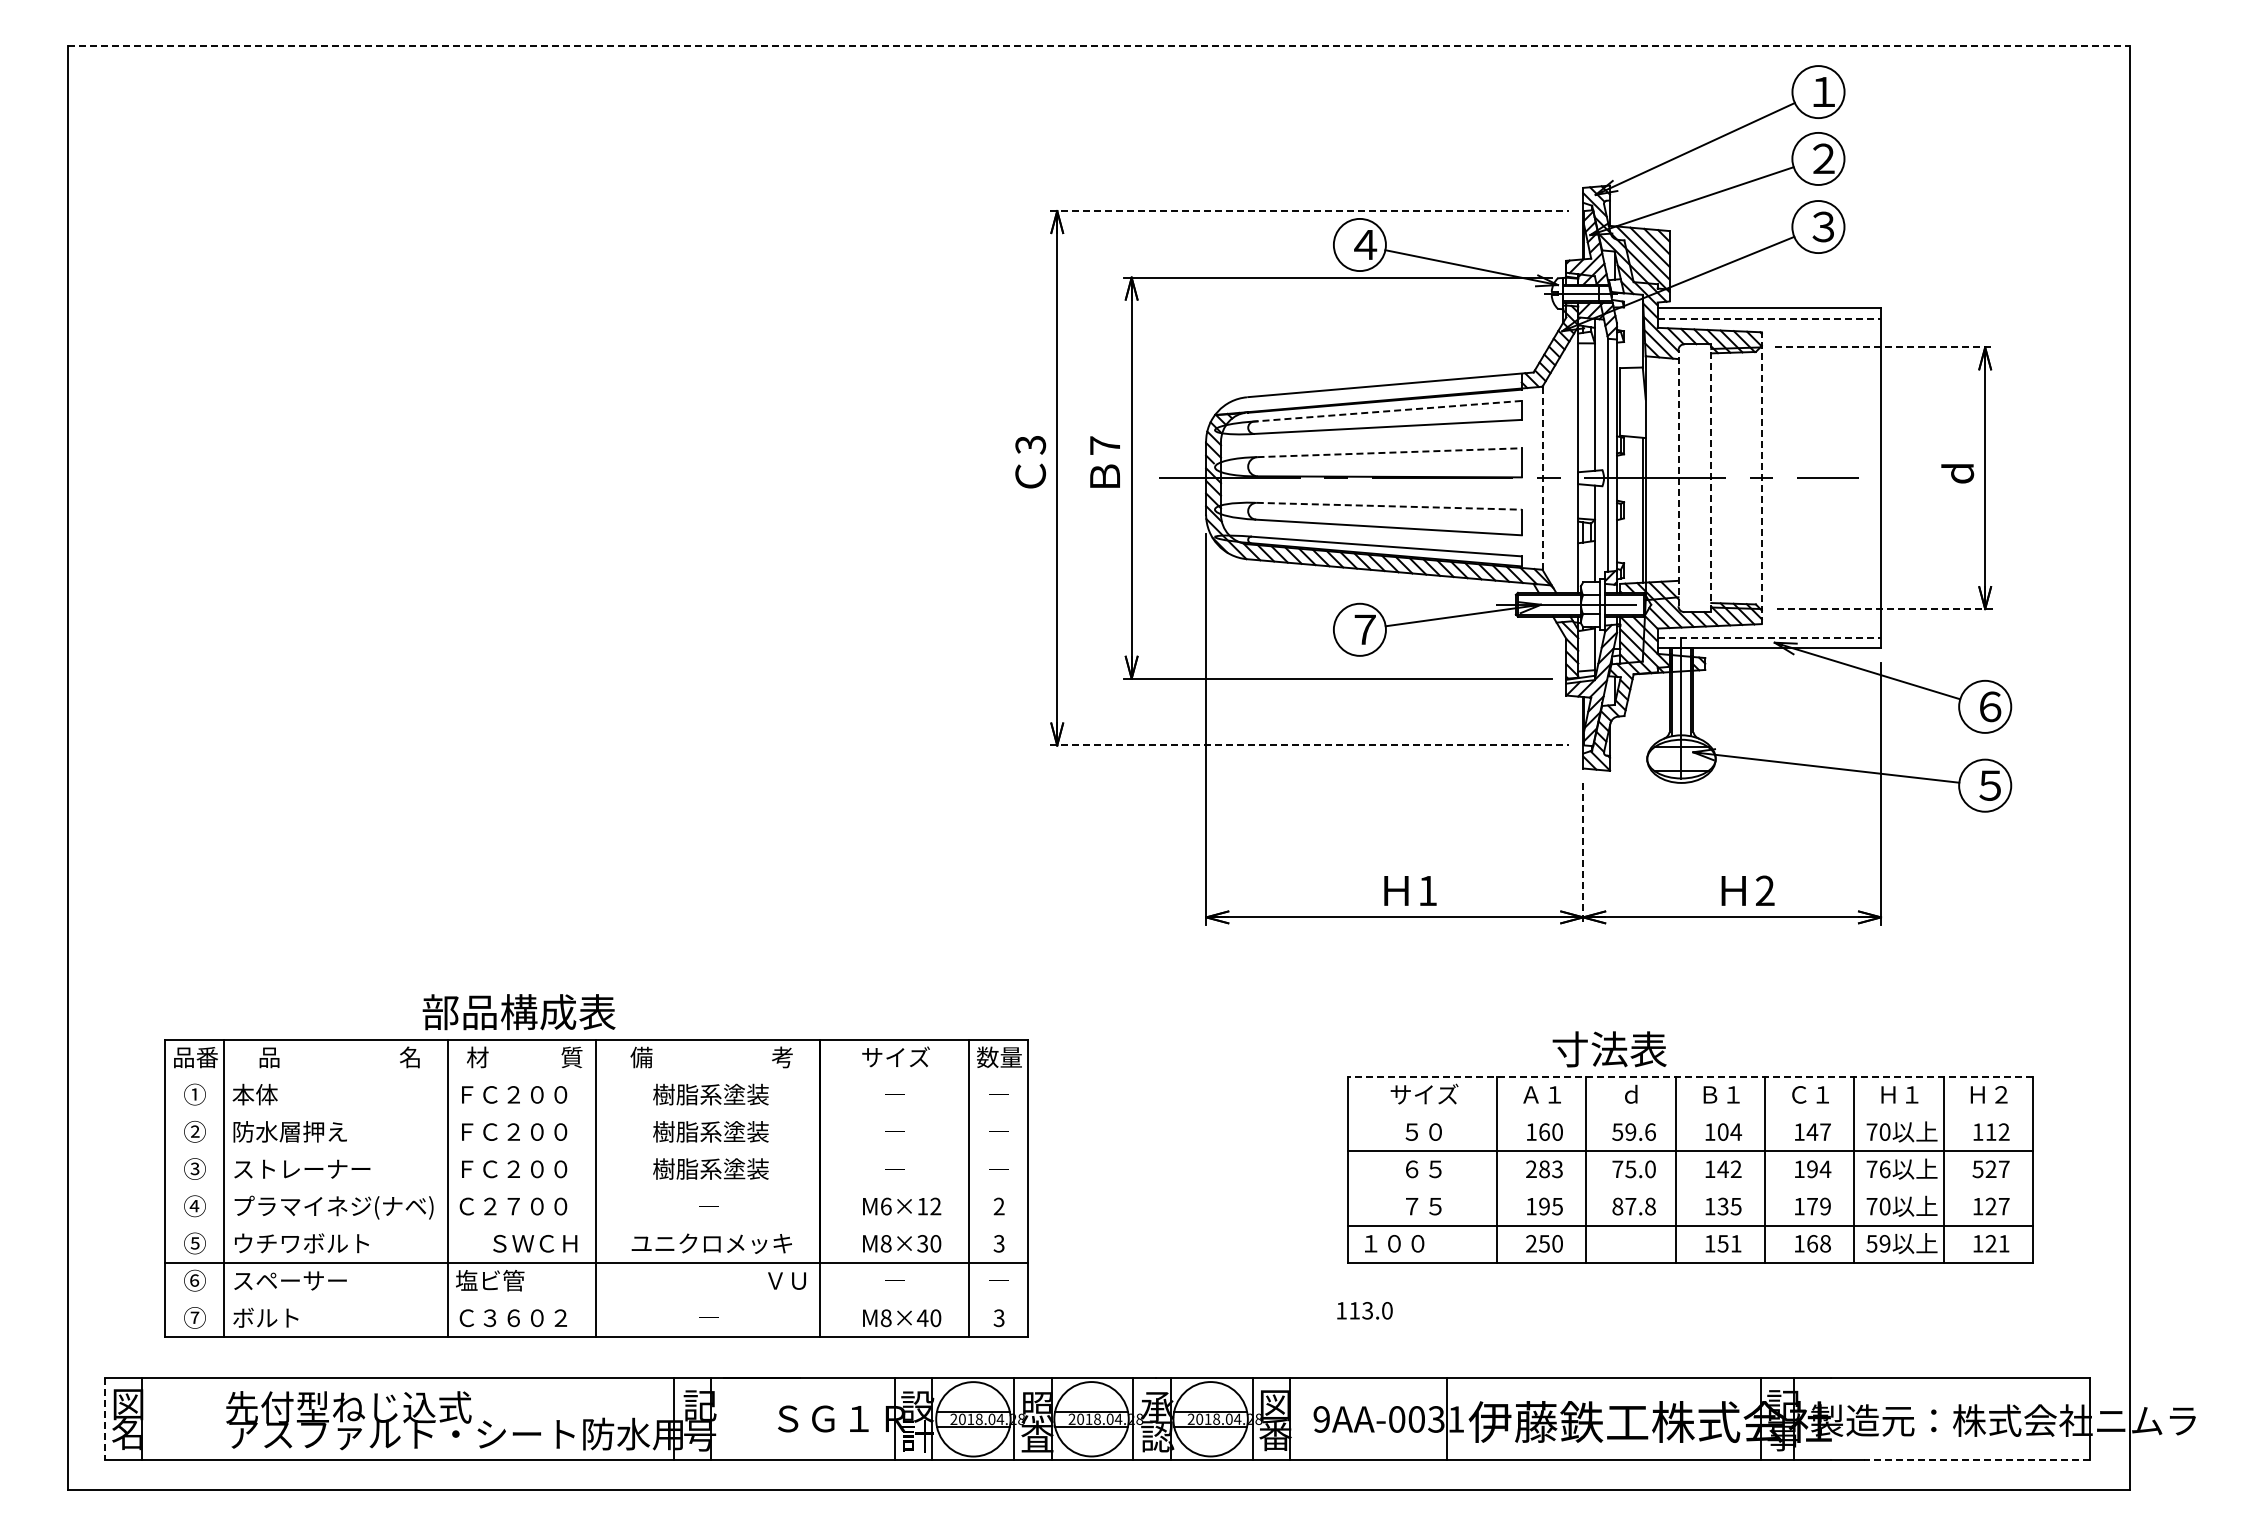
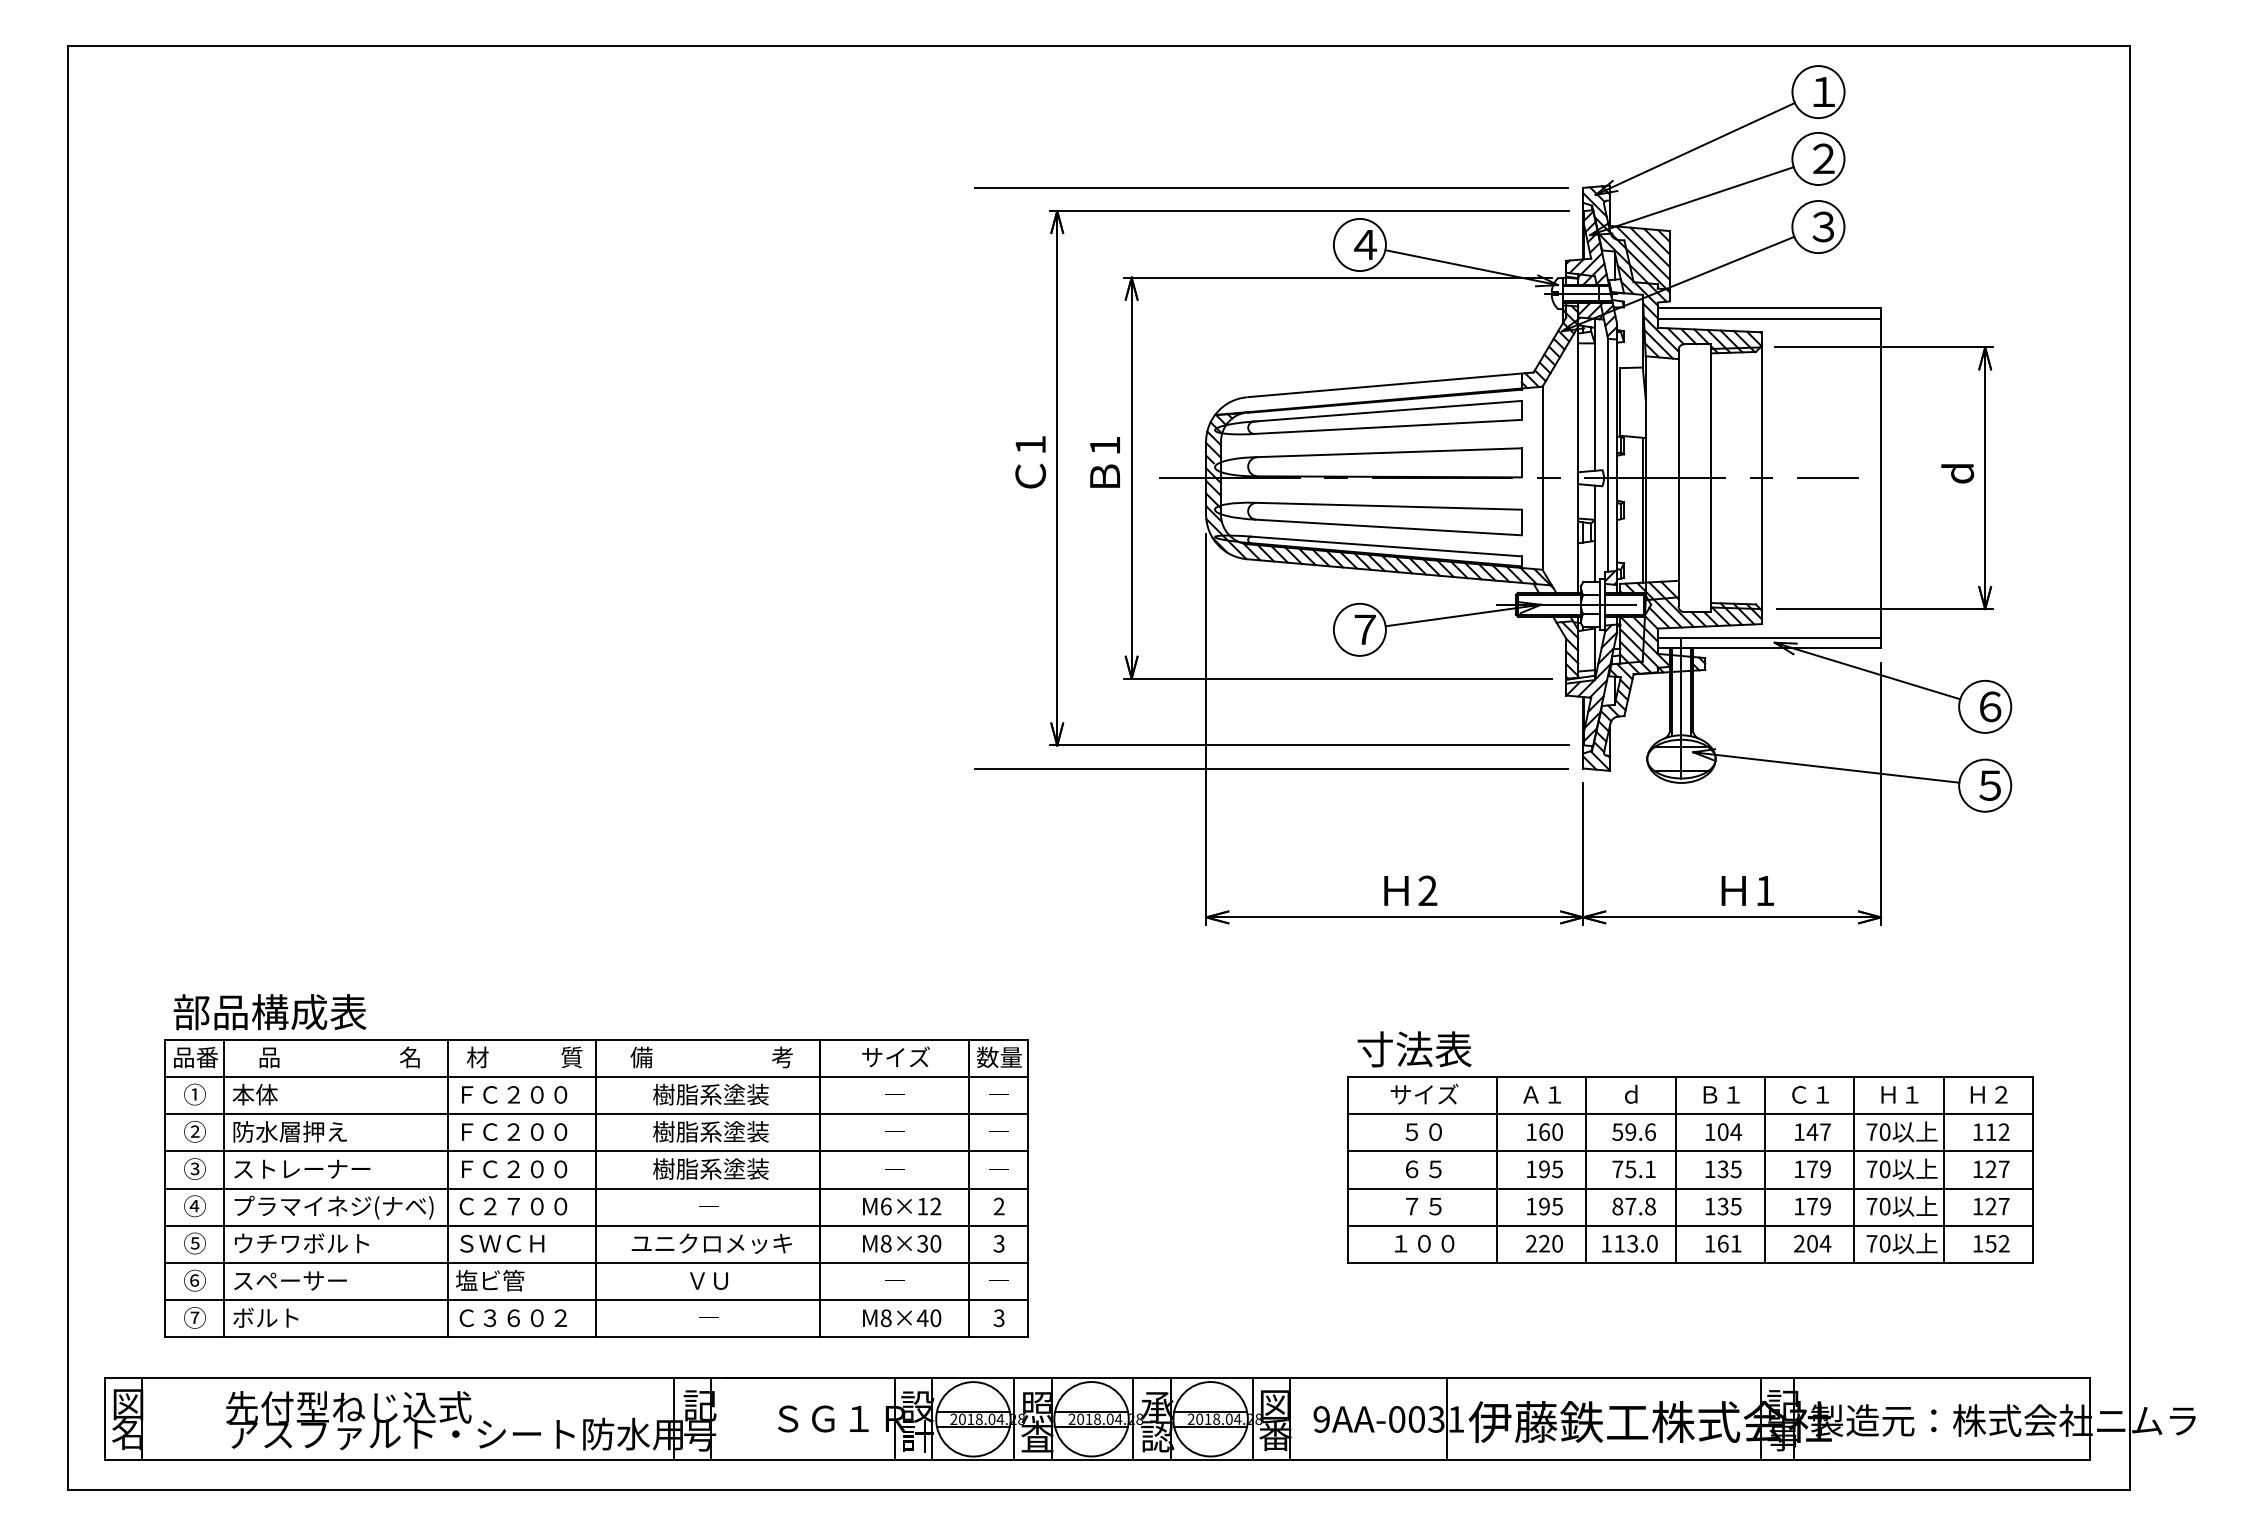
line: dashed -> solid (1098, 45)
line: none -> present (1271, 187)
line: dashed -> solid (1309, 211)
line: dashed -> solid (1769, 318)
line: dashed -> solid (1883, 347)
line: dashed -> solid (1387, 411)
text: 3 -> 1 (1030, 445)
text: 7 -> 1 (1104, 445)
line: dashed -> solid (1390, 452)
line: dashed -> solid (1678, 477)
line: dashed -> solid (1542, 478)
line: dashed -> solid (1711, 478)
line: dashed -> solid (1761, 478)
line: dashed -> solid (1389, 506)
line: dashed -> solid (1884, 609)
line: dashed -> solid (1769, 637)
line: dashed -> solid (1309, 745)
line: none -> present (1271, 768)
line: dashed -> solid (1583, 854)
text: 1 -> 2 (1427, 890)
text: 2 -> 1 (1765, 890)
text position: (518, 1012) -> (269, 1012) (269, 1012)
text position: (1609, 1049) -> (1414, 1049) (1414, 1049)
line: none -> present (596, 1076)
line: dashed -> solid (1690, 1076)
line: none -> present (596, 1114)
line: none -> present (1690, 1114)
line: none -> present (596, 1151)
text: 283 -> 195 (1544, 1169)
text: 75.0 -> 75.1 (1650, 1169)
text: 142 -> 135 (1729, 1169)
text: 194 -> 179 (1819, 1169)
text: 76 -> 70 (1884, 1169)
text: 527 -> 127 (1977, 1169)
line: none -> present (596, 1188)
line: none -> present (1690, 1188)
line: none -> present (596, 1225)
text position: (535, 1243) -> (502, 1243) (502, 1243)
text position: (1394, 1243) -> (1424, 1243) (1424, 1243)
text: 250 -> 220 (1544, 1243)
text: 151 -> 161 (1722, 1243)
text: 168 -> 204 (1812, 1243)
text: 59 -> 70 (1878, 1243)
text: 121 -> 152 (1997, 1243)
text position: (786, 1280) -> (708, 1280) (708, 1280)
line: none -> present (596, 1300)
text position: (1364, 1310) -> (1629, 1243) (1629, 1243)
line: dashed -> solid (105, 1419)
line: dashed -> solid (1976, 1460)
